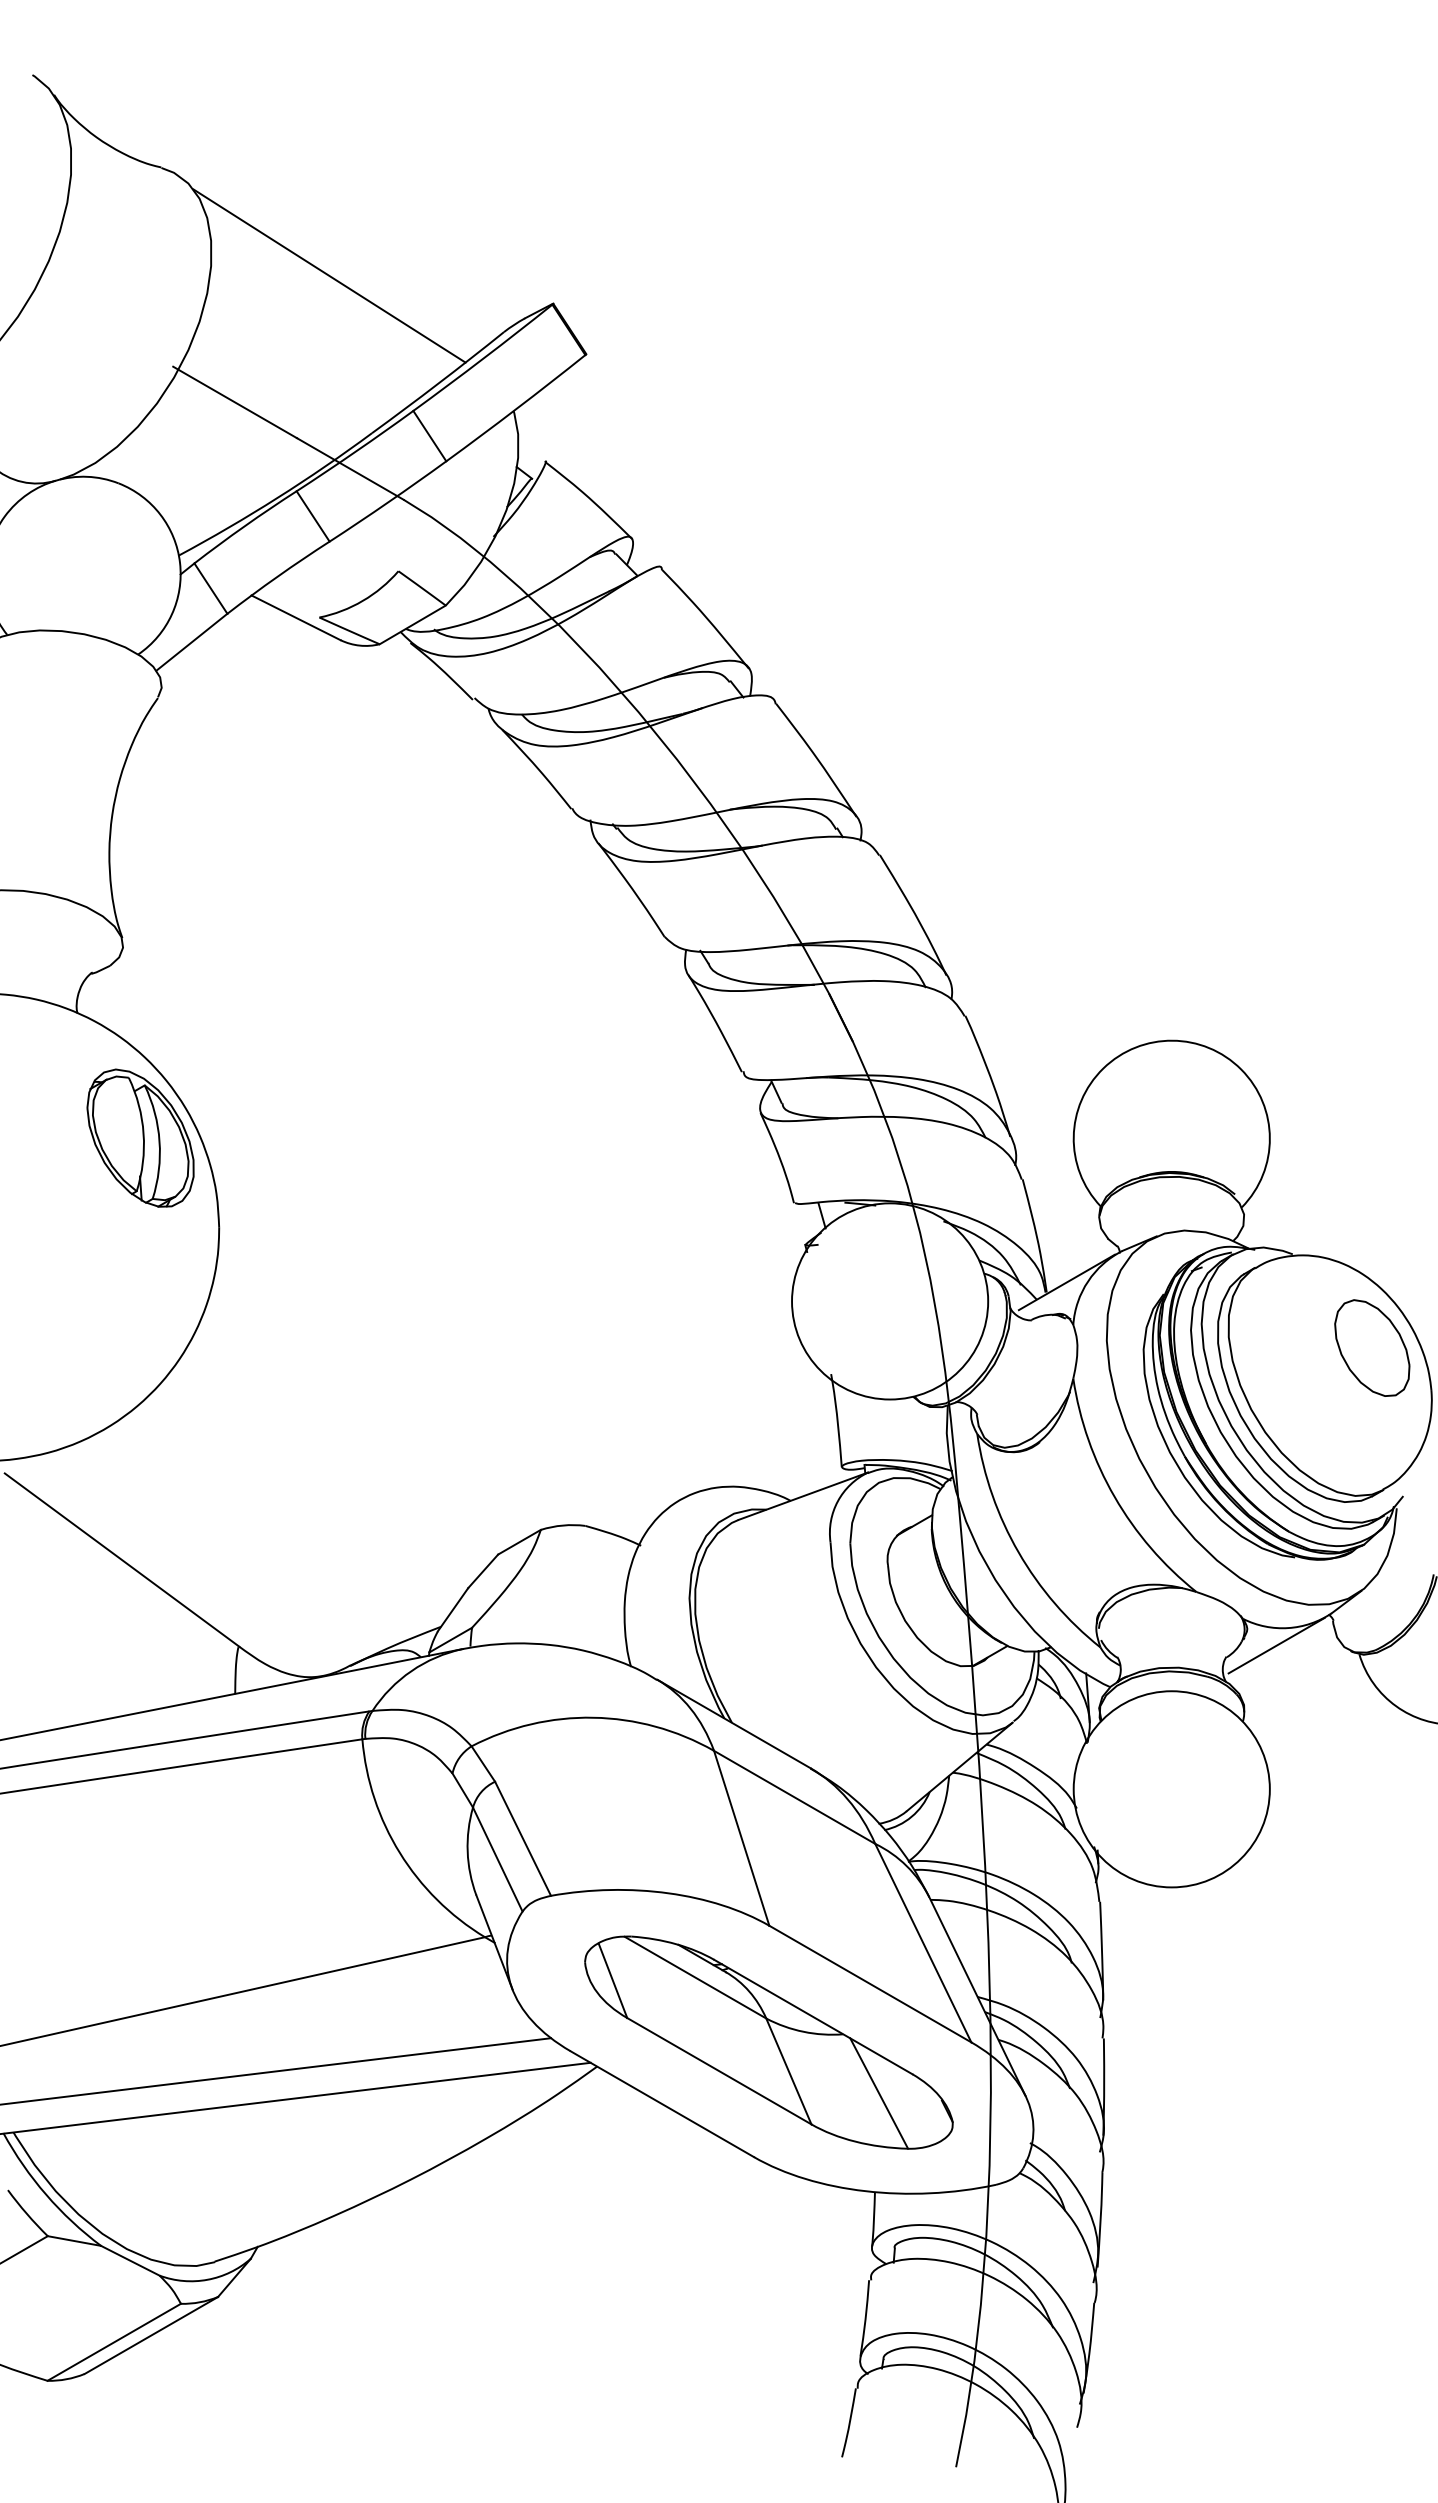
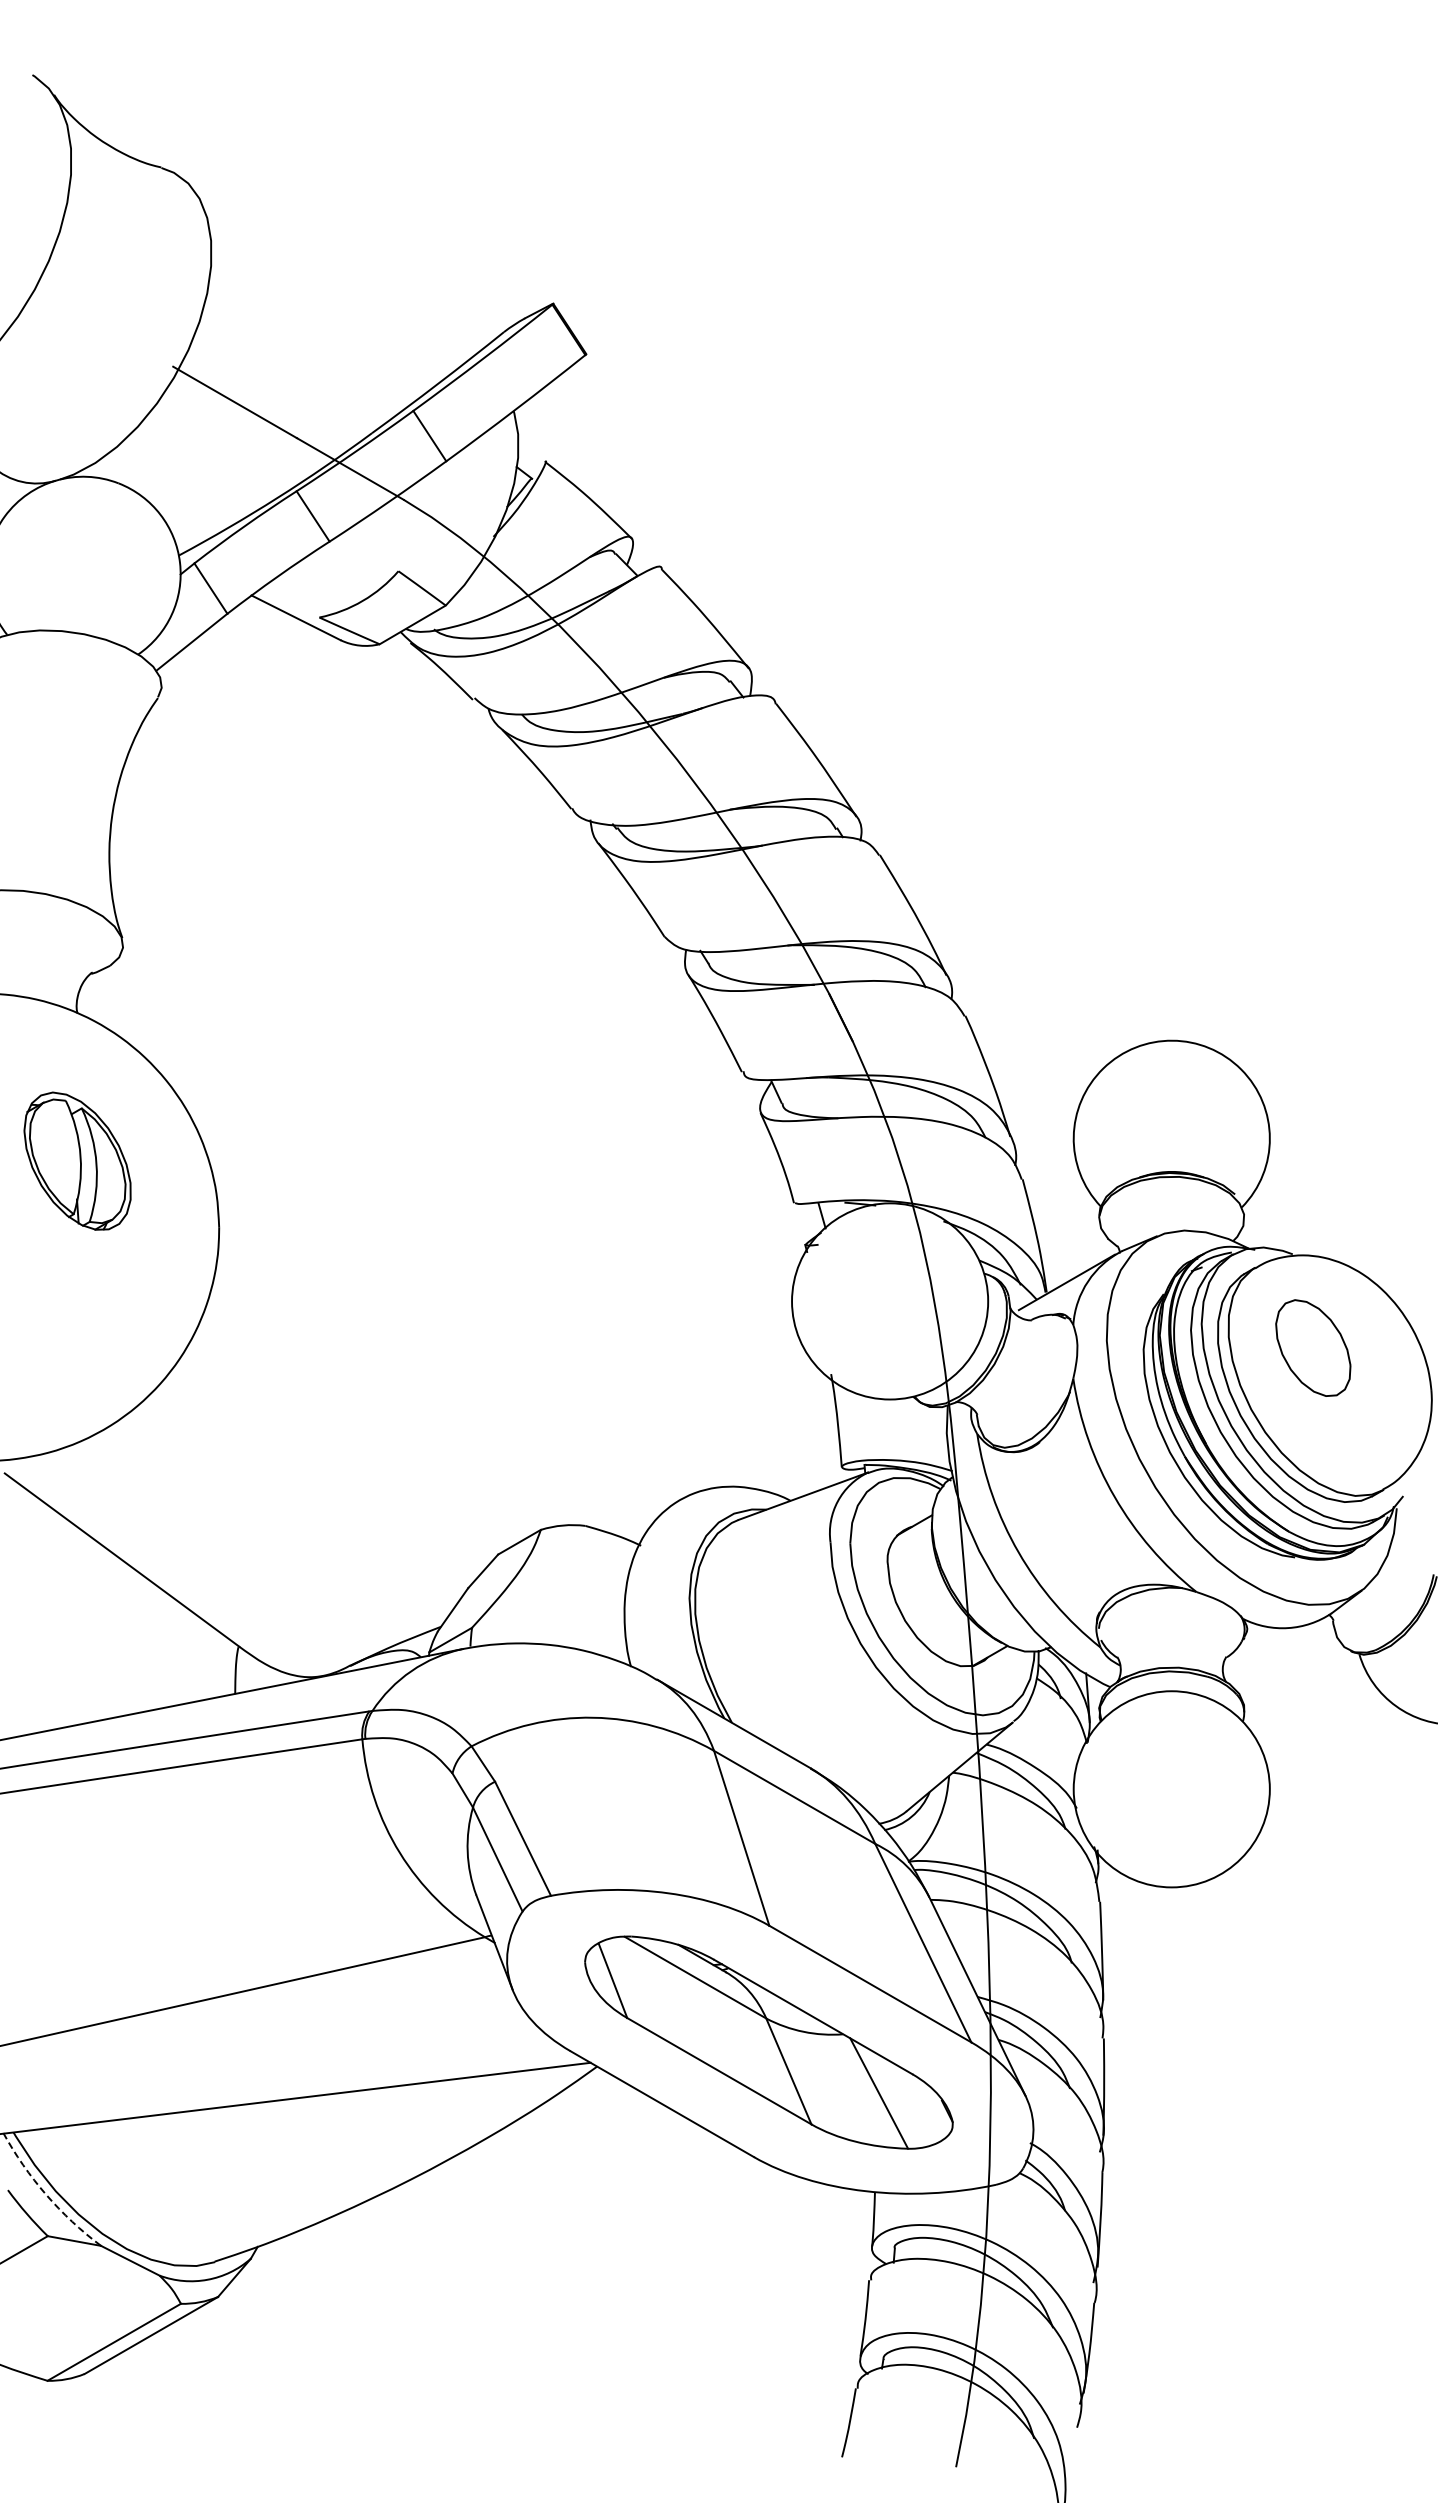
line: present -> none (329, 275)
part position: (140, 1137) -> (77, 1160) (77, 1160)
part position: (1372, 1347) -> (1313, 1347) (1313, 1347)
line: present -> none (1276, 1645)
line: present -> none (276, 2071)
arc: solid -> dashed (46, 2194)
